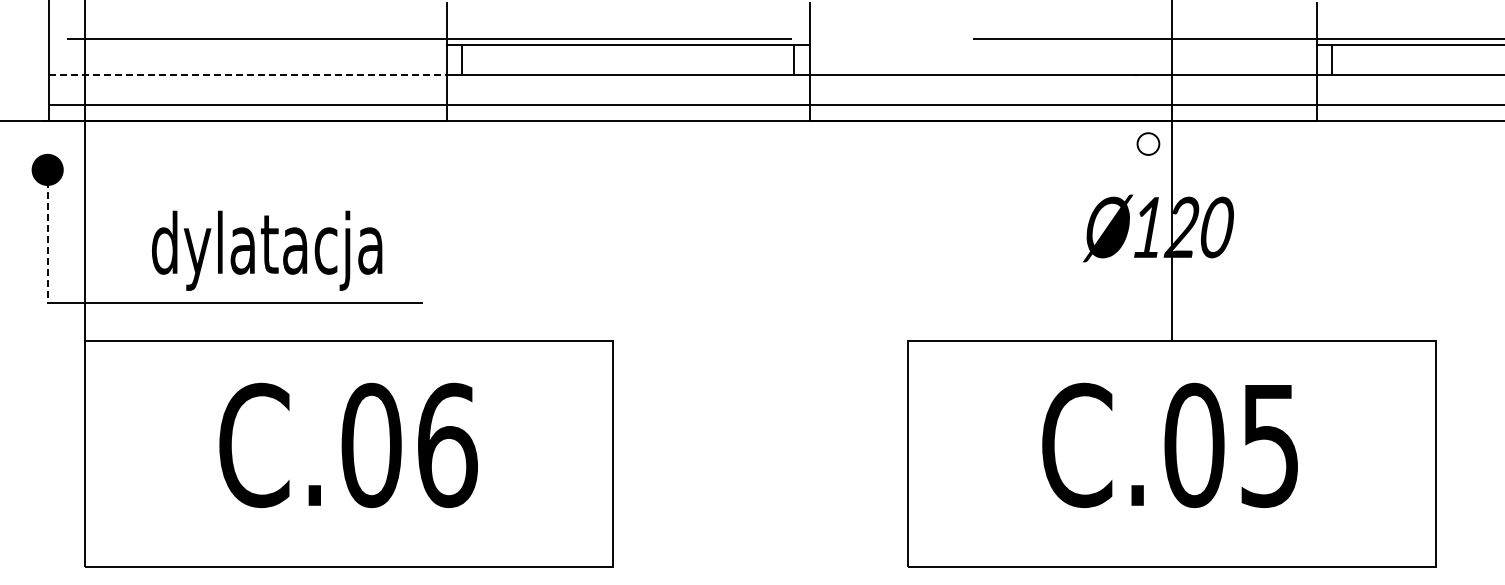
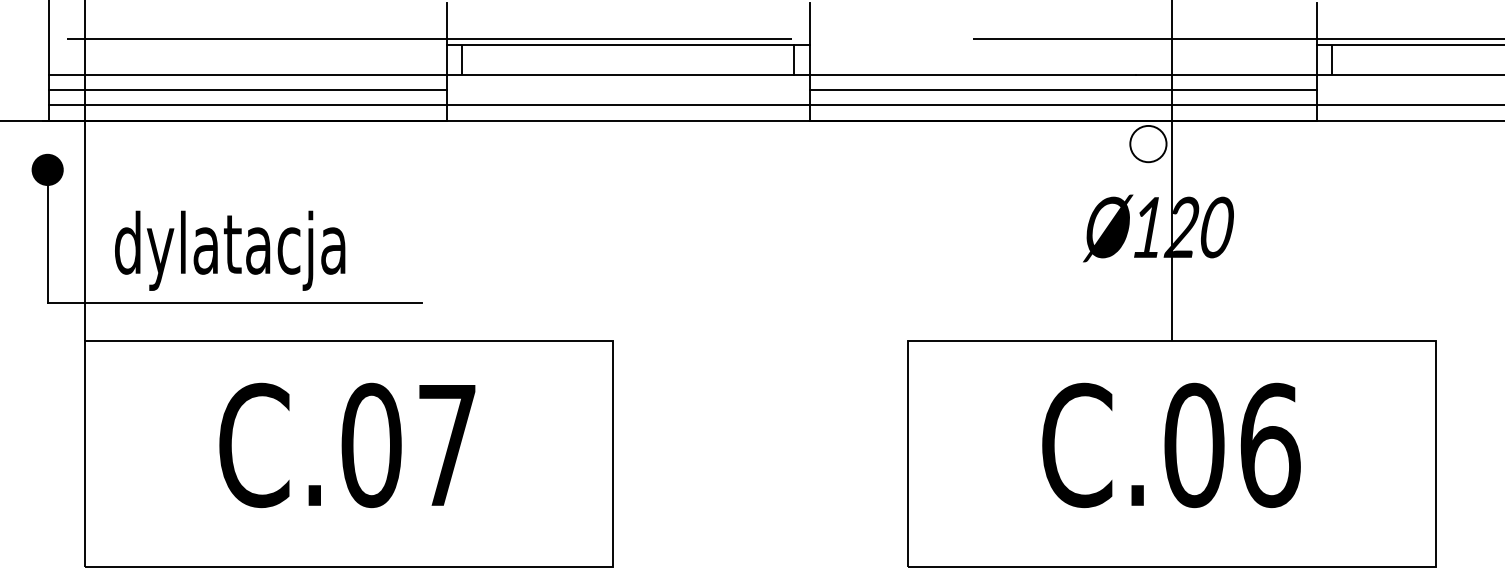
line: dashed -> solid (248, 75)
line: none -> present (247, 90)
line: none -> present (1062, 90)
circle diameter: 22 px -> 36 px (1148, 143)
line: dashed -> solid (47, 236)
text position: (267, 250) -> (230, 250) (230, 250)
text: C.06 -> C.07 (447, 445)
text: C.05 -> C.06 (1270, 445)
